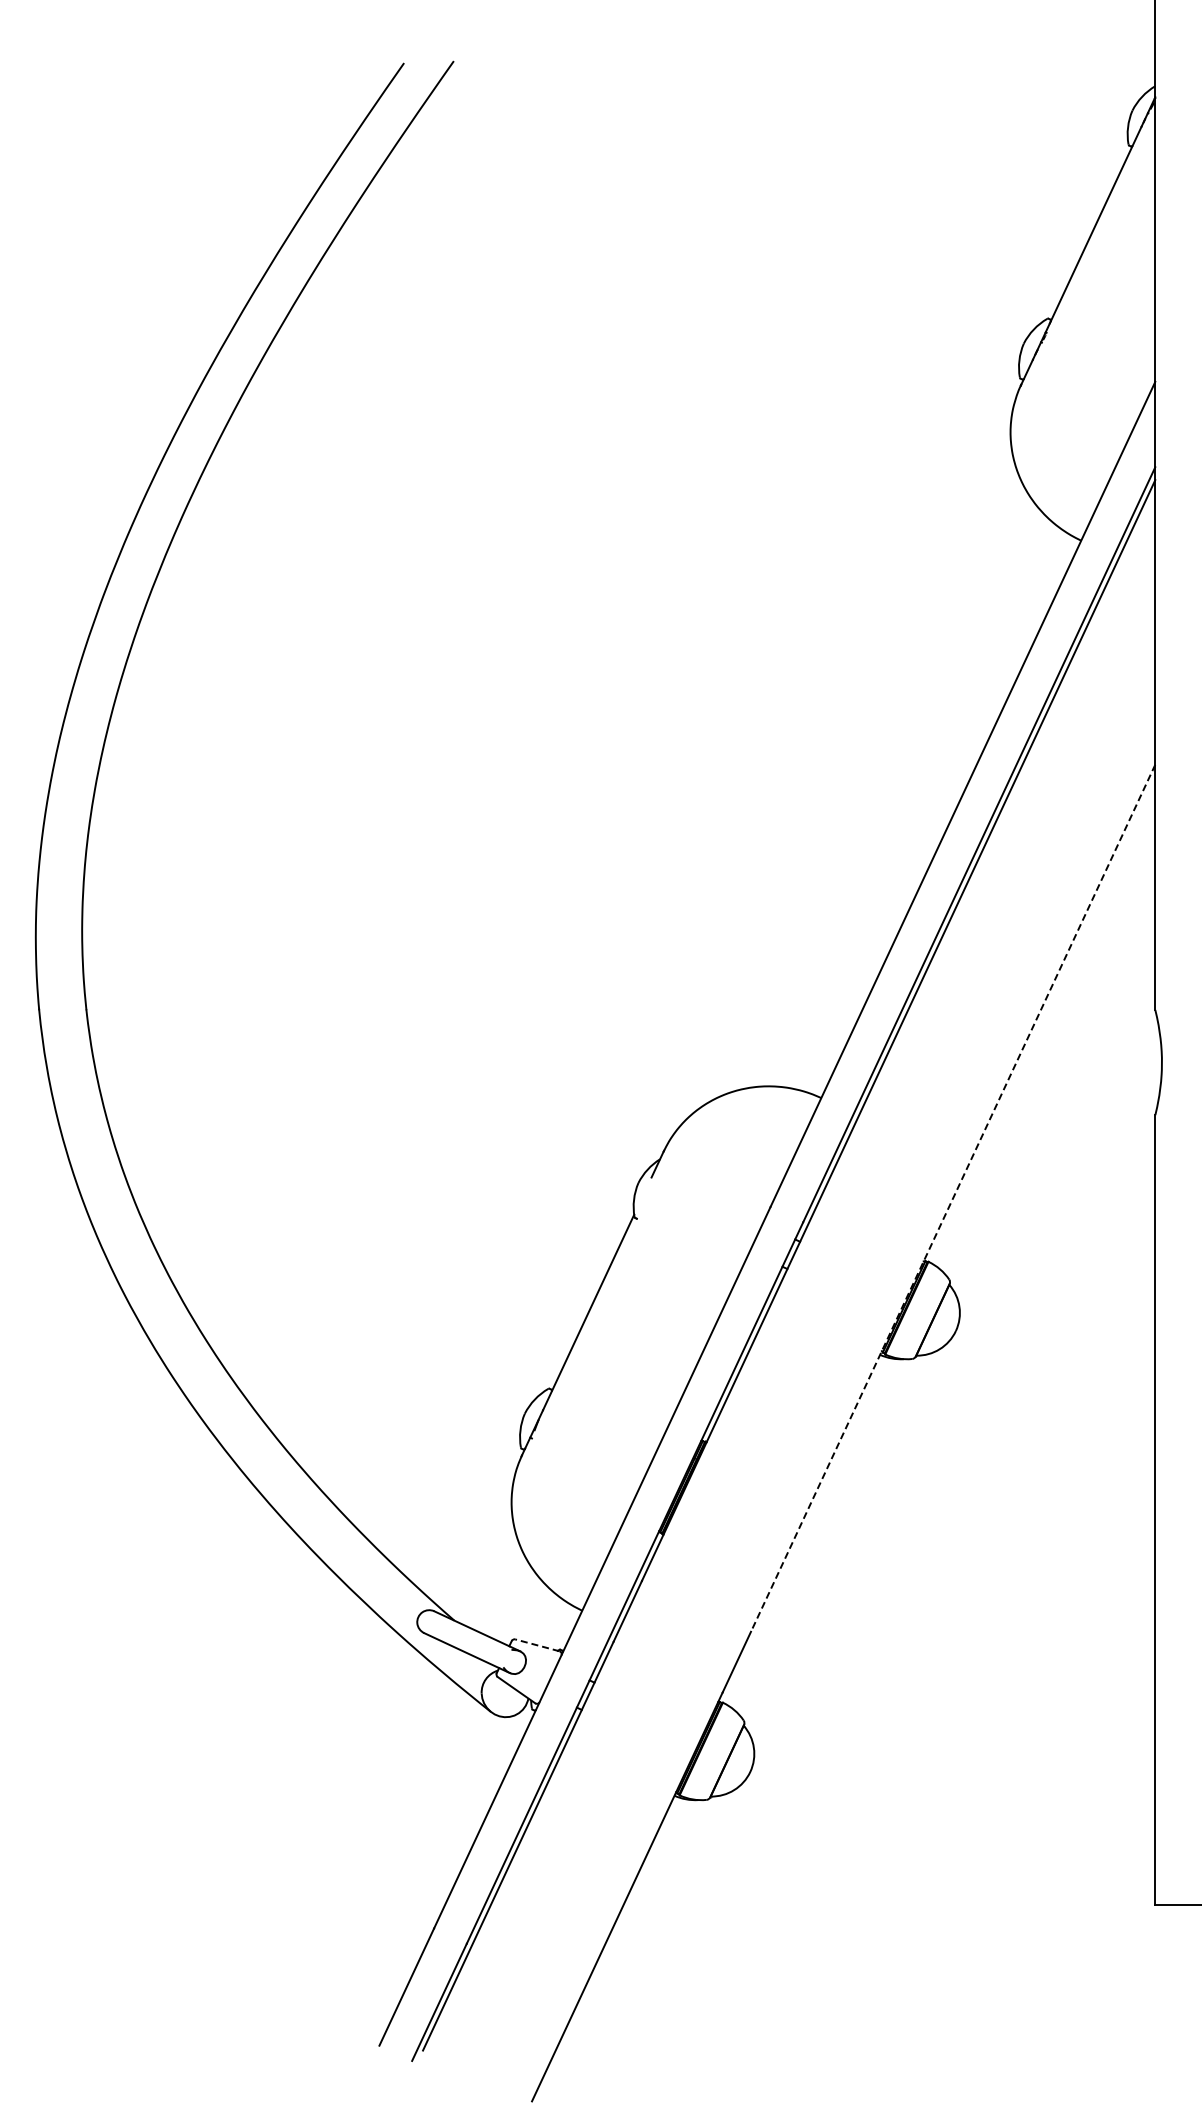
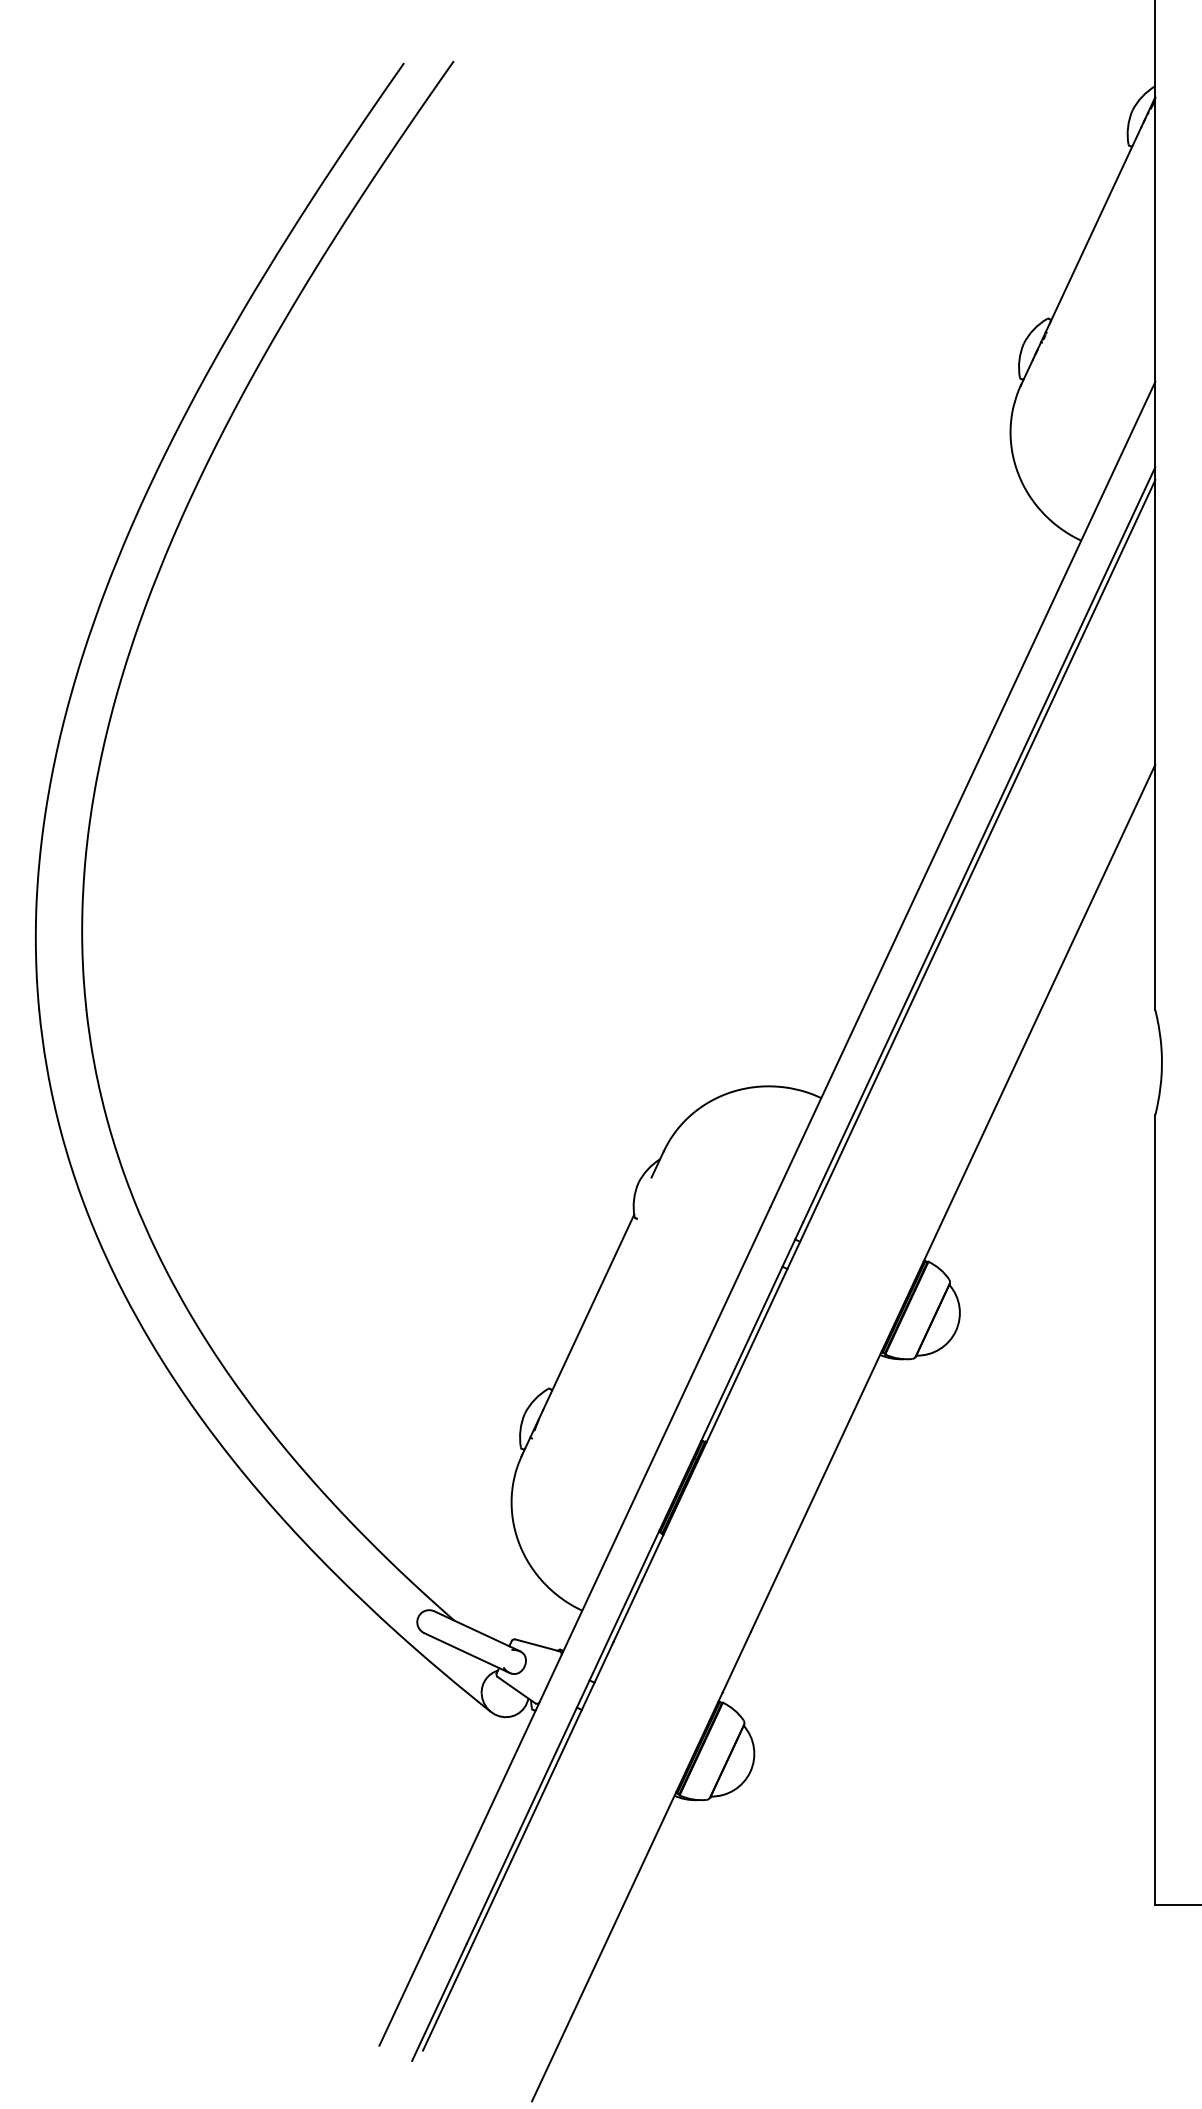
line: dashed -> solid (952, 1198)
line: dashed -> solid (537, 1645)
